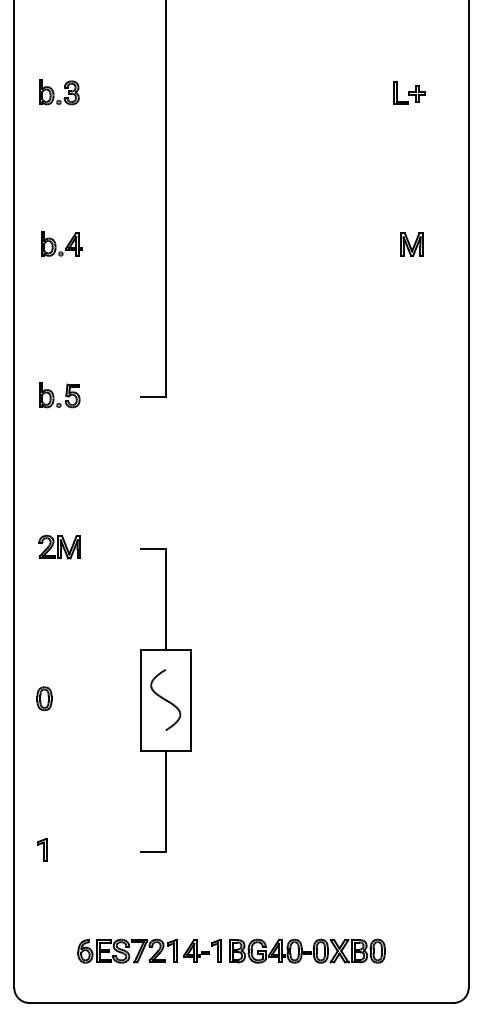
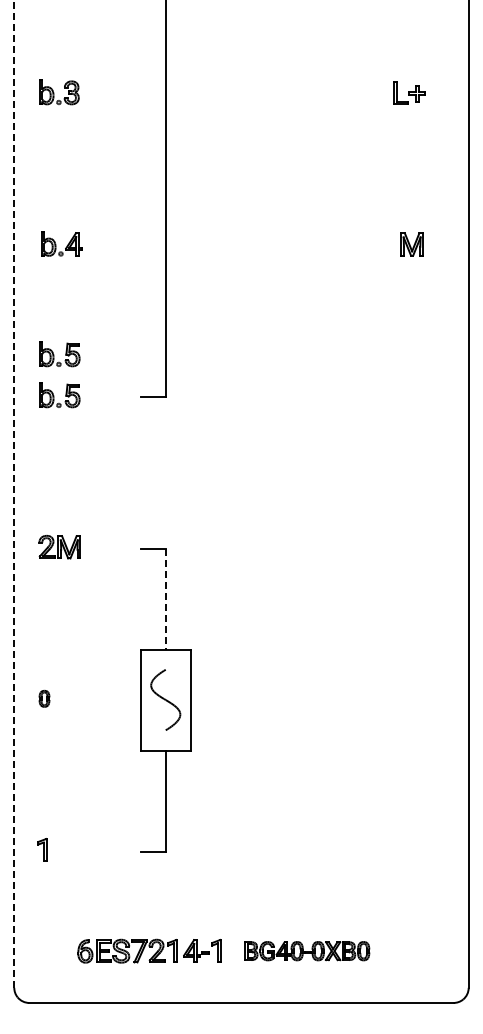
part: none -> present (59, 354)
line: solid -> dashed (14, 493)
line: solid -> dashed (165, 599)
part size: 17x26 px -> 13x19 px (44, 698)
part size: 157x26 px -> 127x21 px (307, 951)
